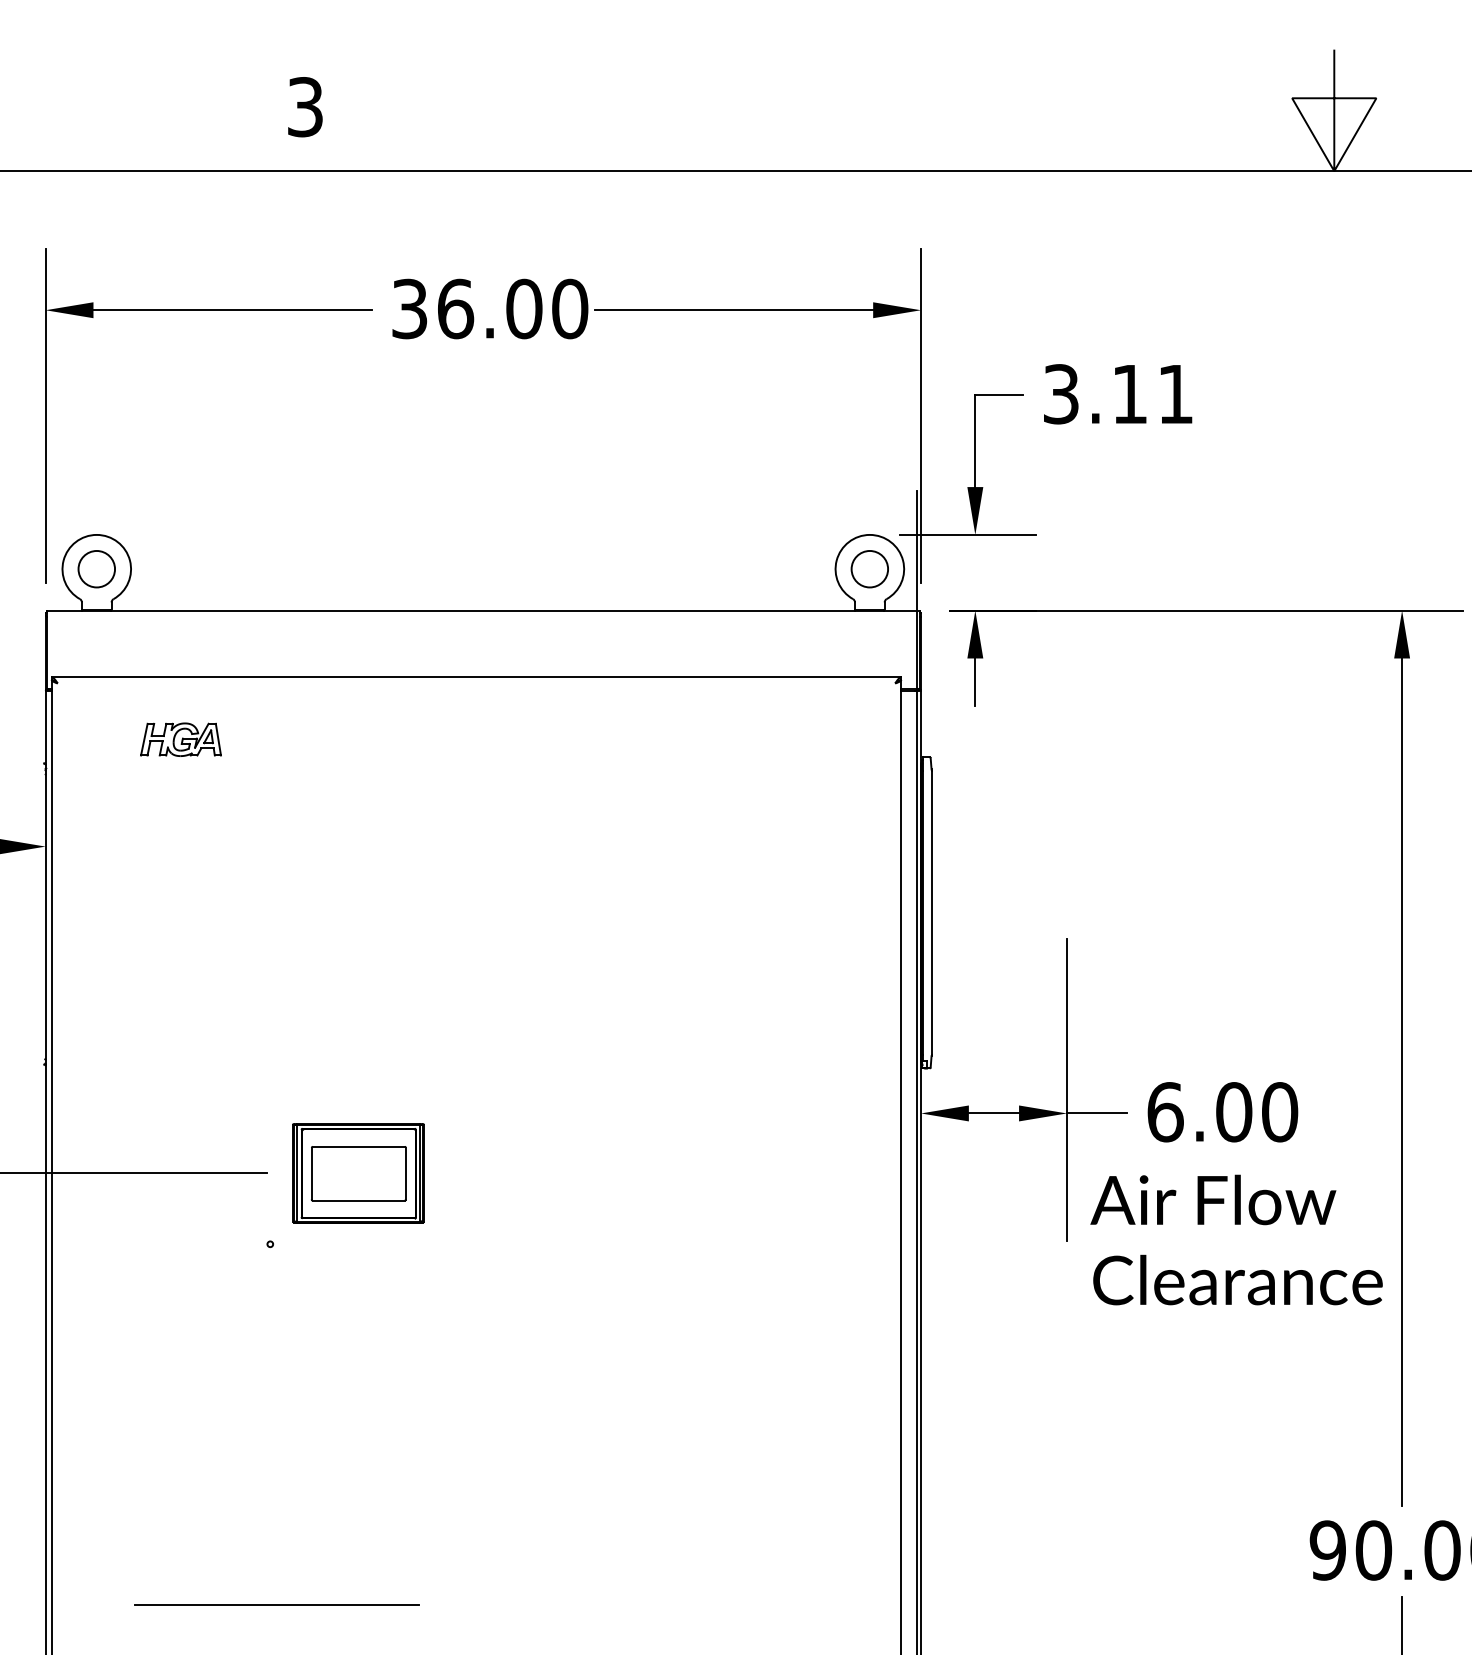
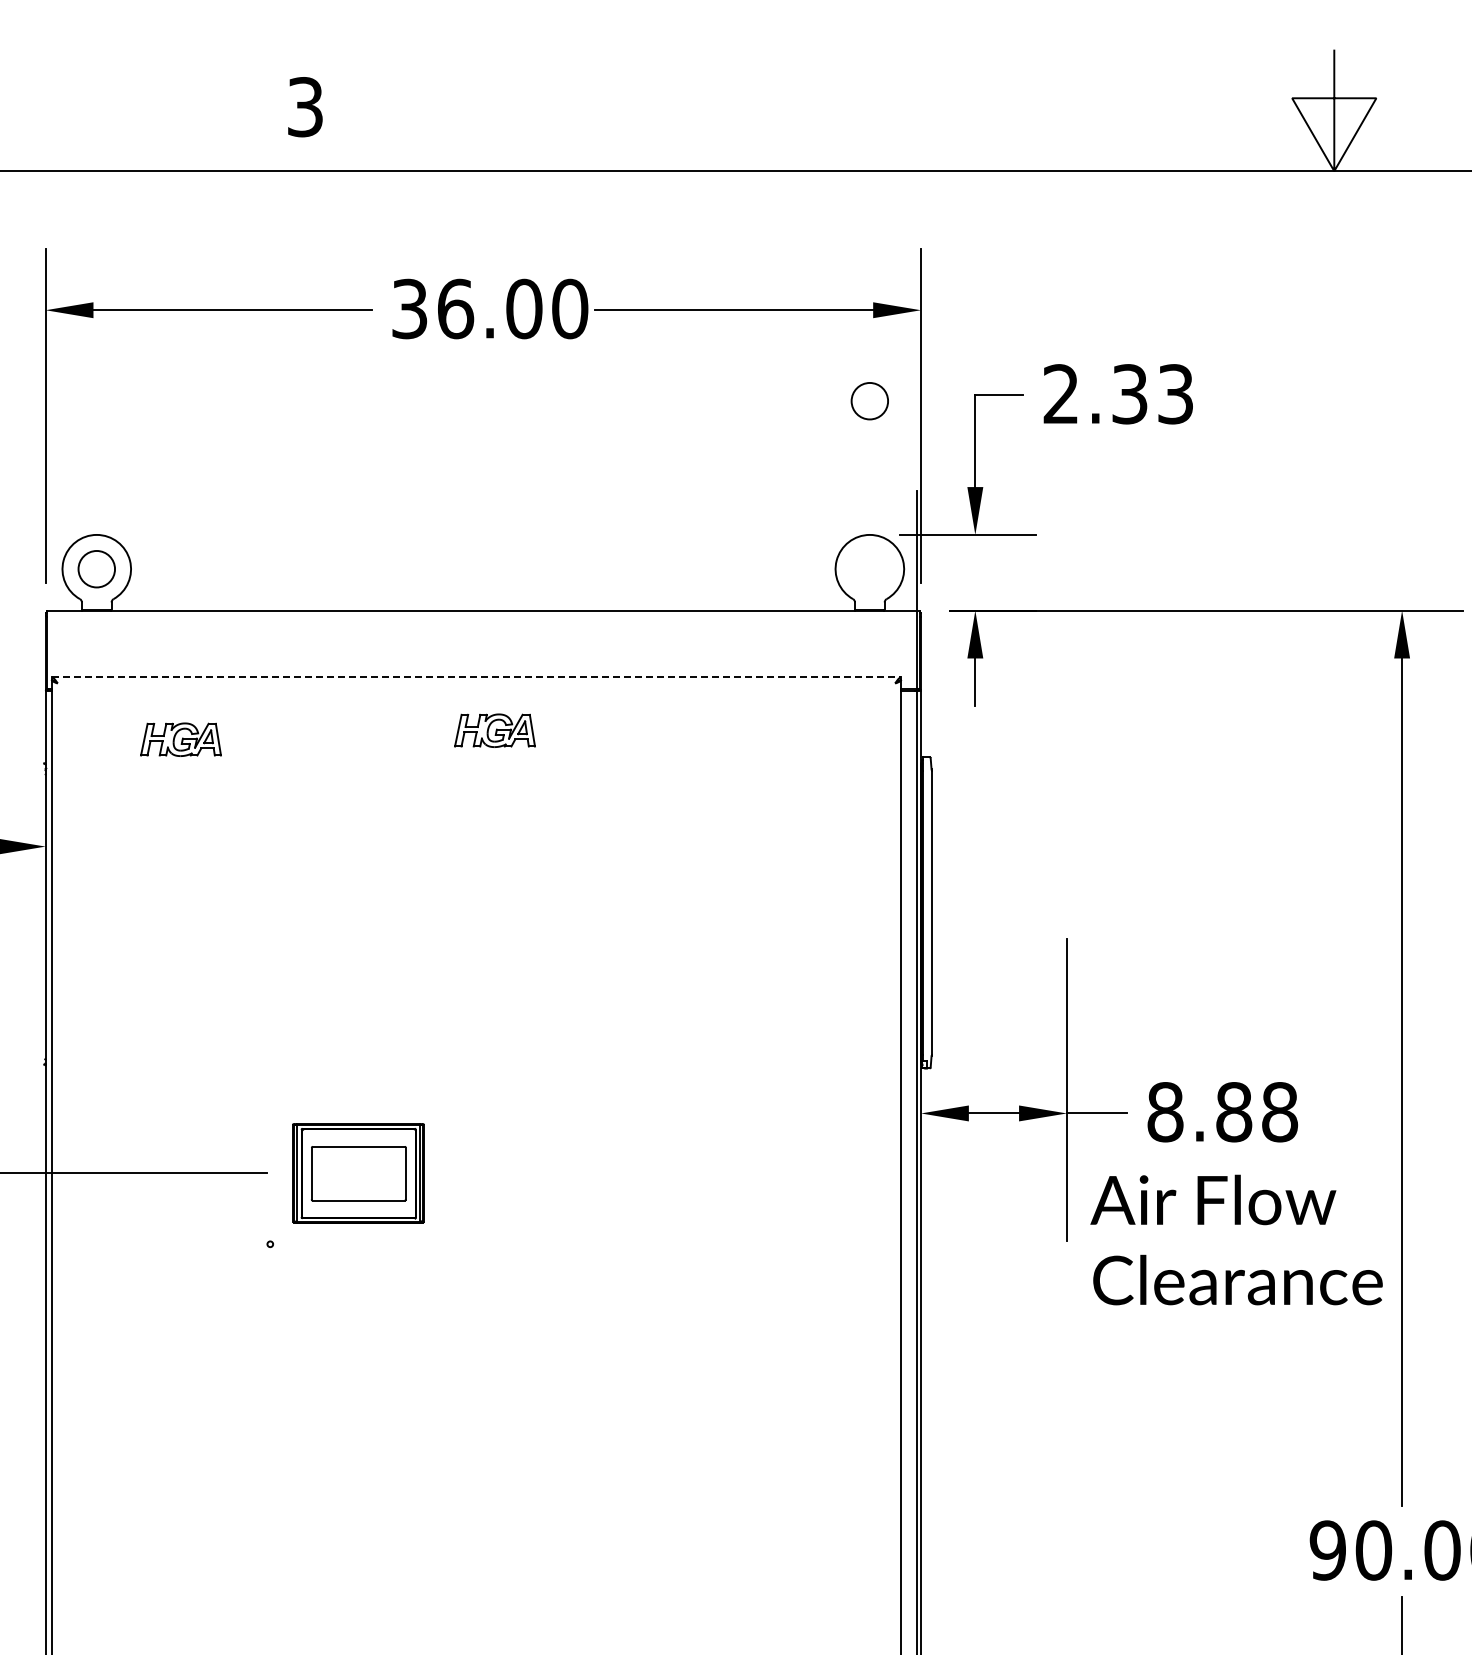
text: 3.11 -> 2.33 (1117, 394)
circle position: (869, 569) -> (869, 401) (869, 401)
line: solid -> dashed (476, 677)
part: none -> present (494, 730)
text: 6.00 -> 8.88 (1222, 1112)
line: present -> none (276, 1605)
